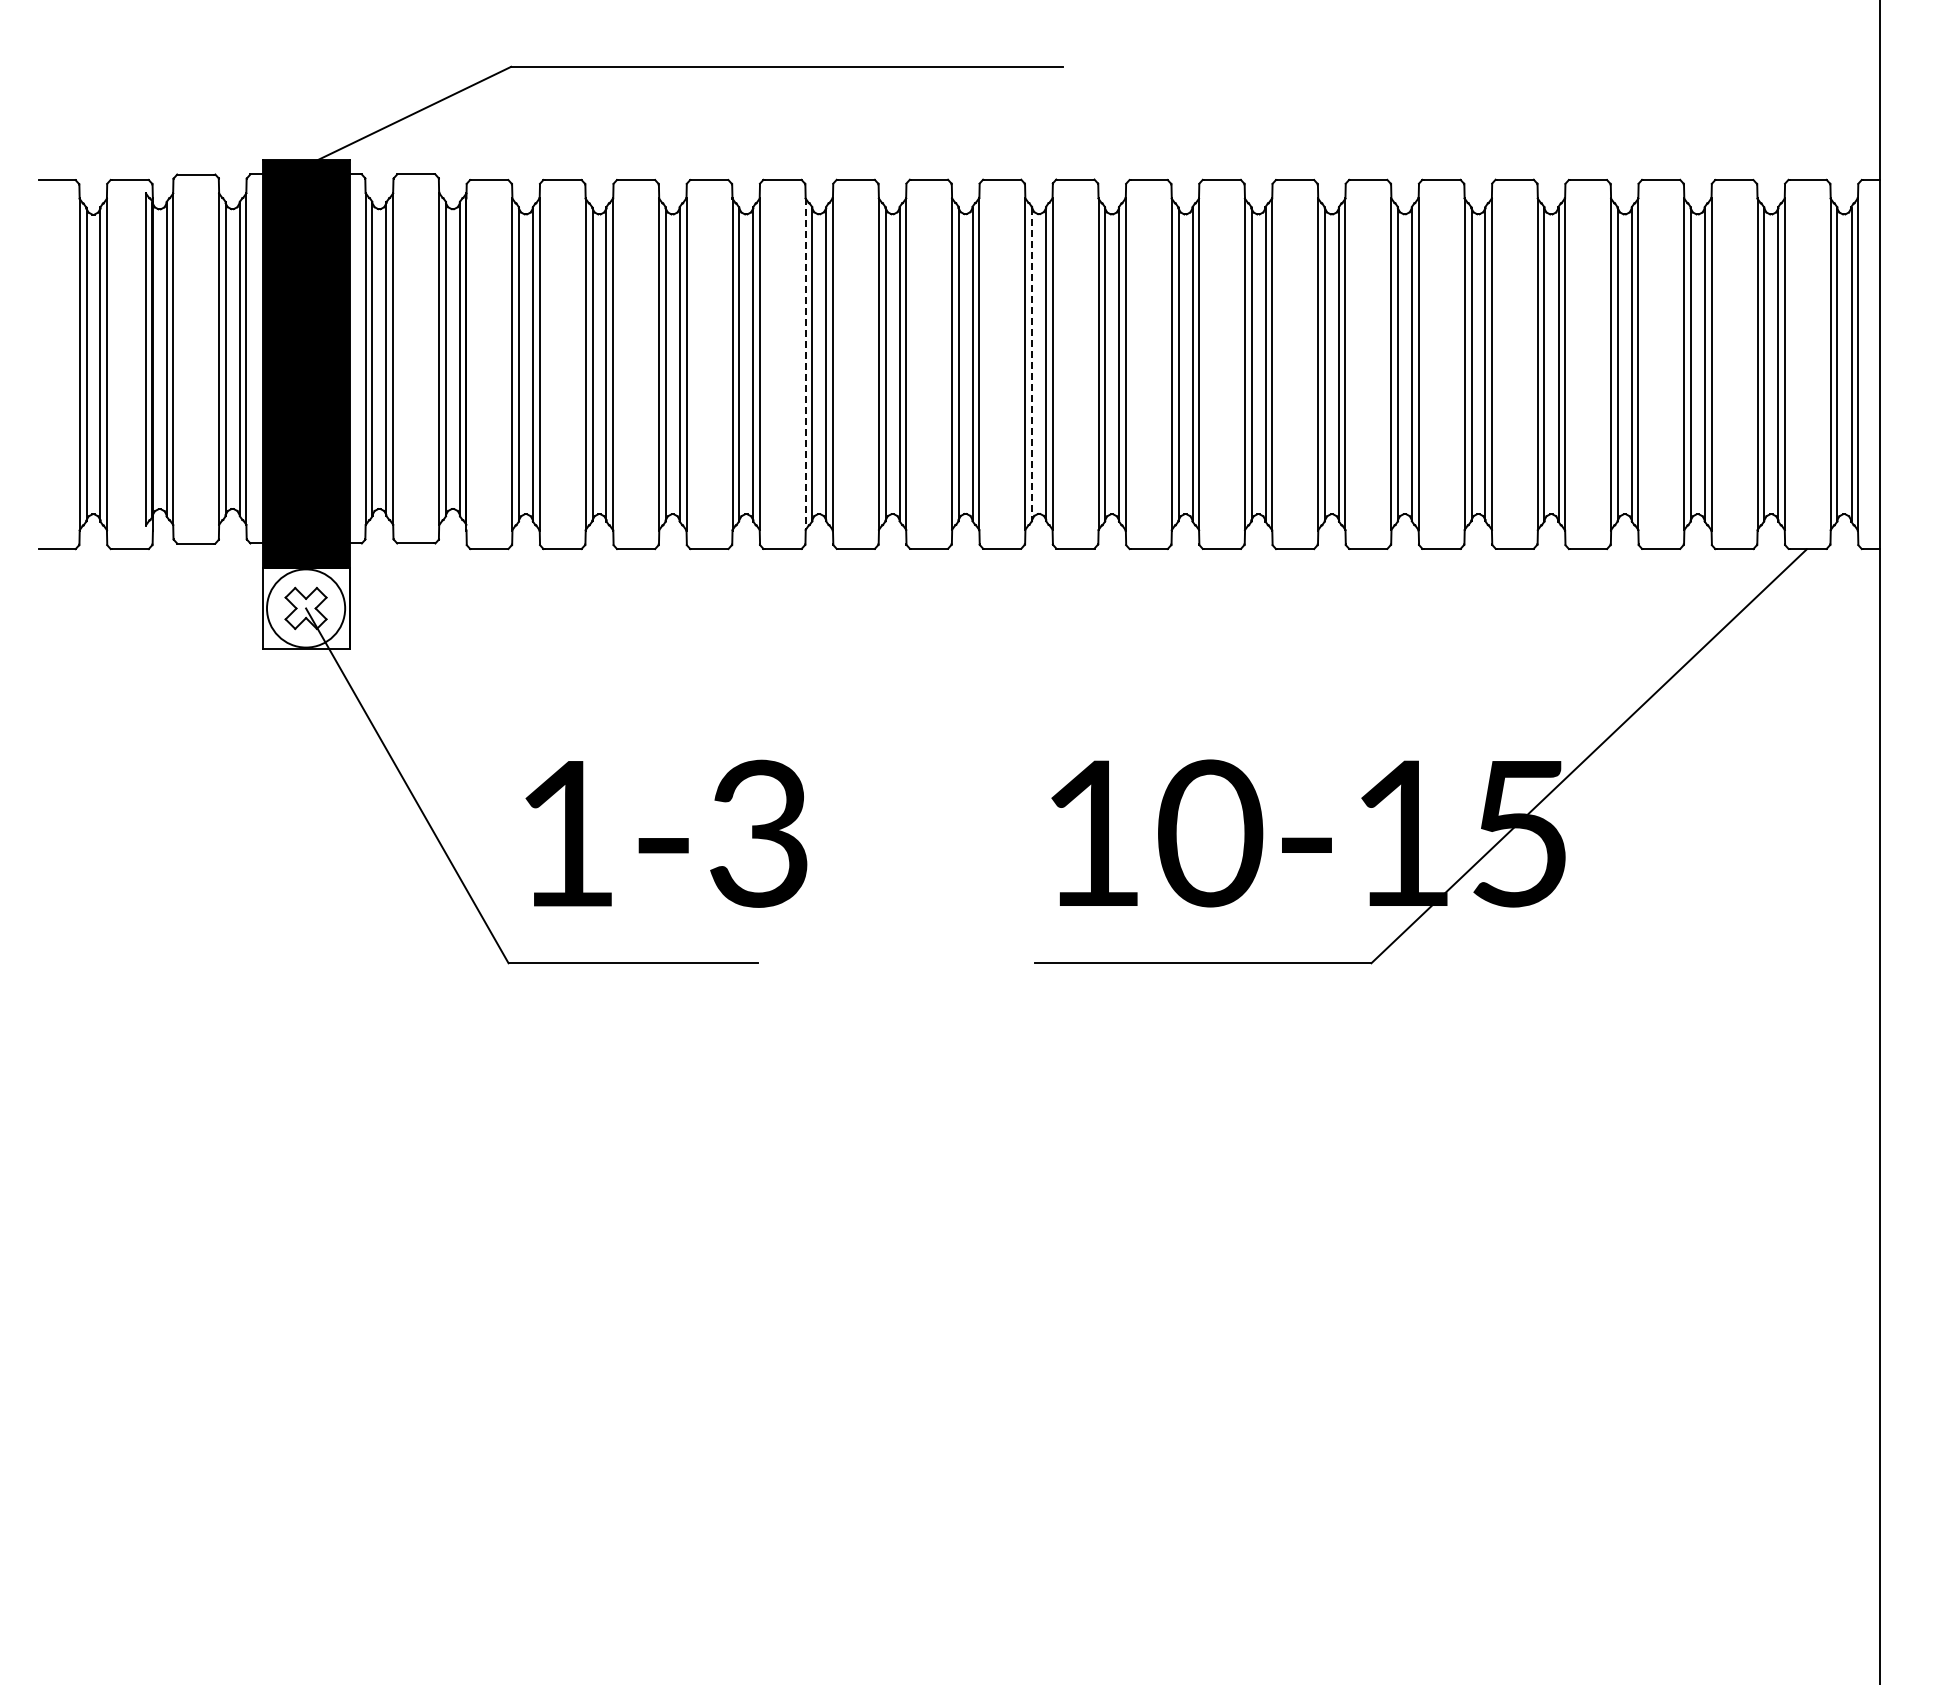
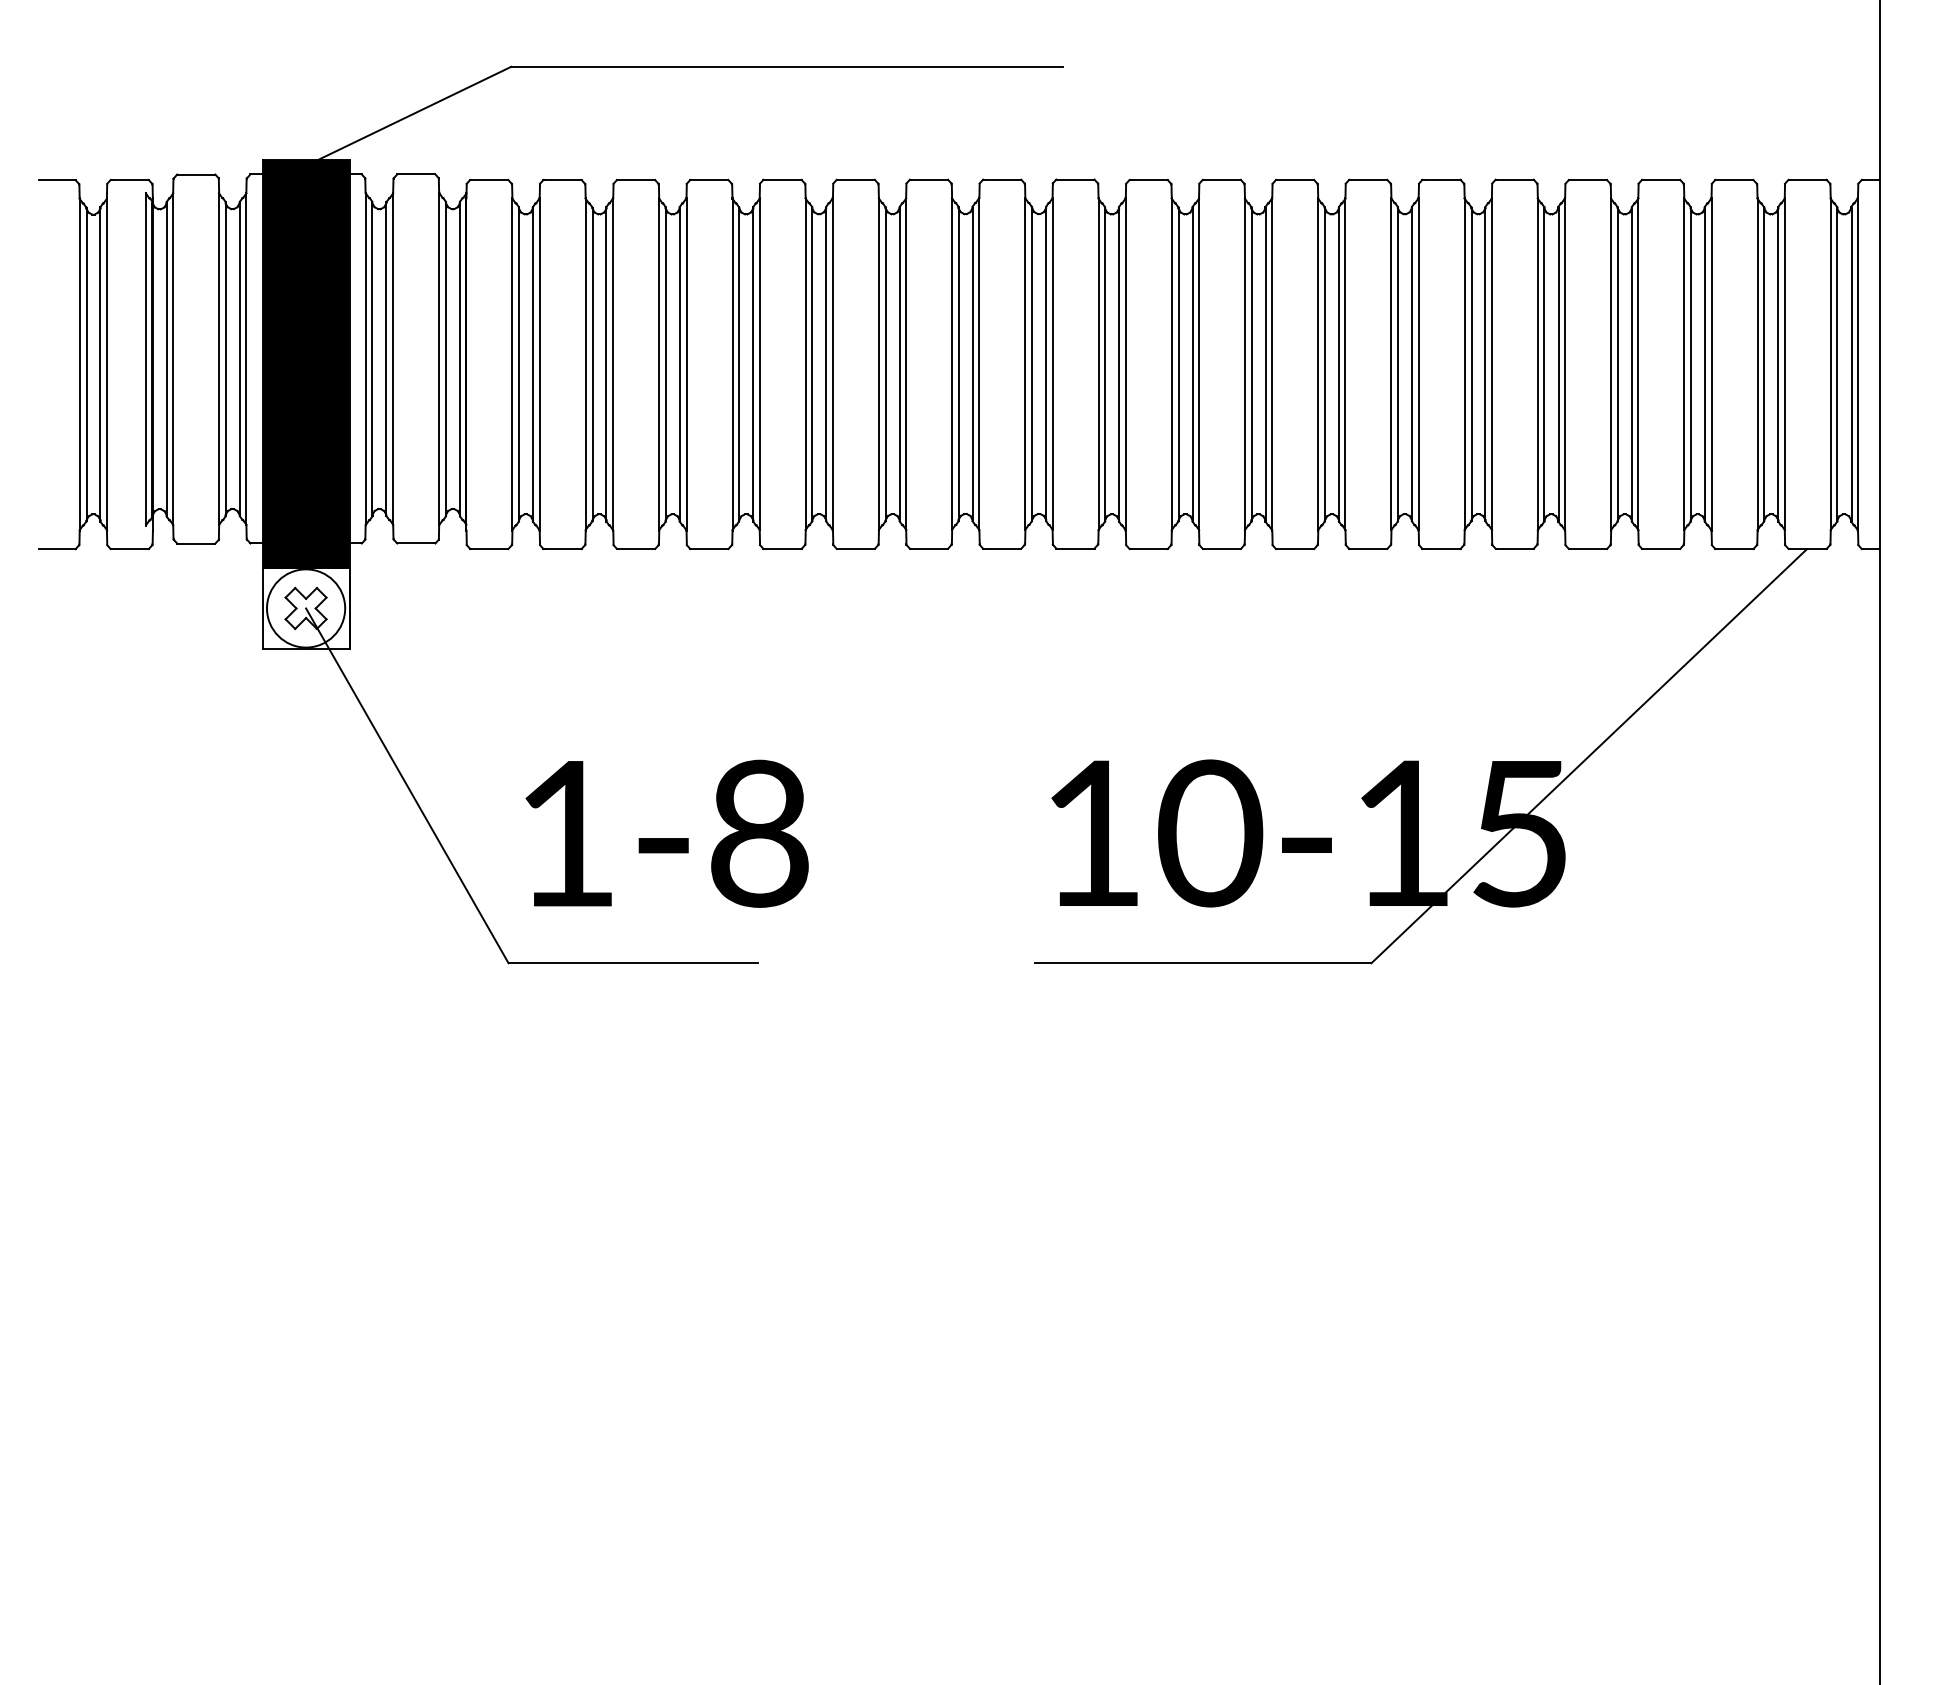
line: dashed -> solid (805, 364)
line: dashed -> solid (1032, 364)
text: 1-3 -> 1-8 (759, 833)
